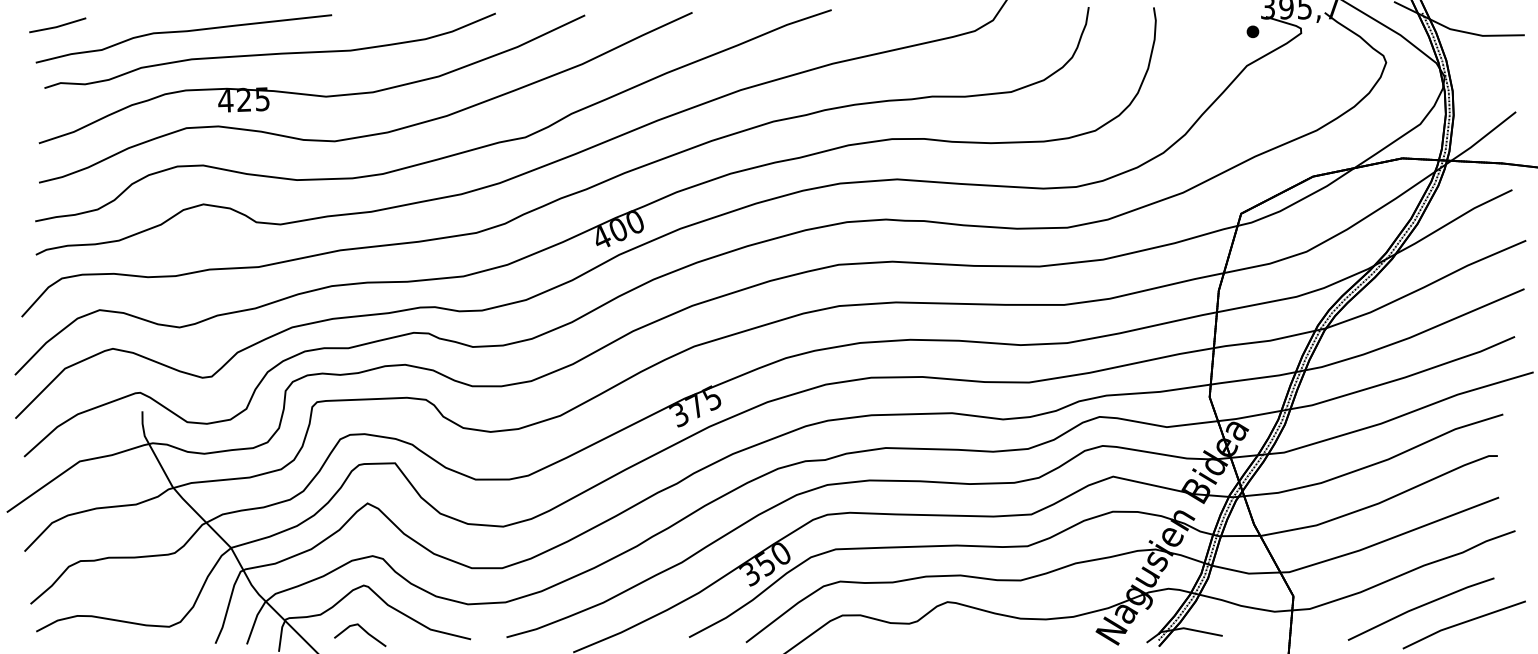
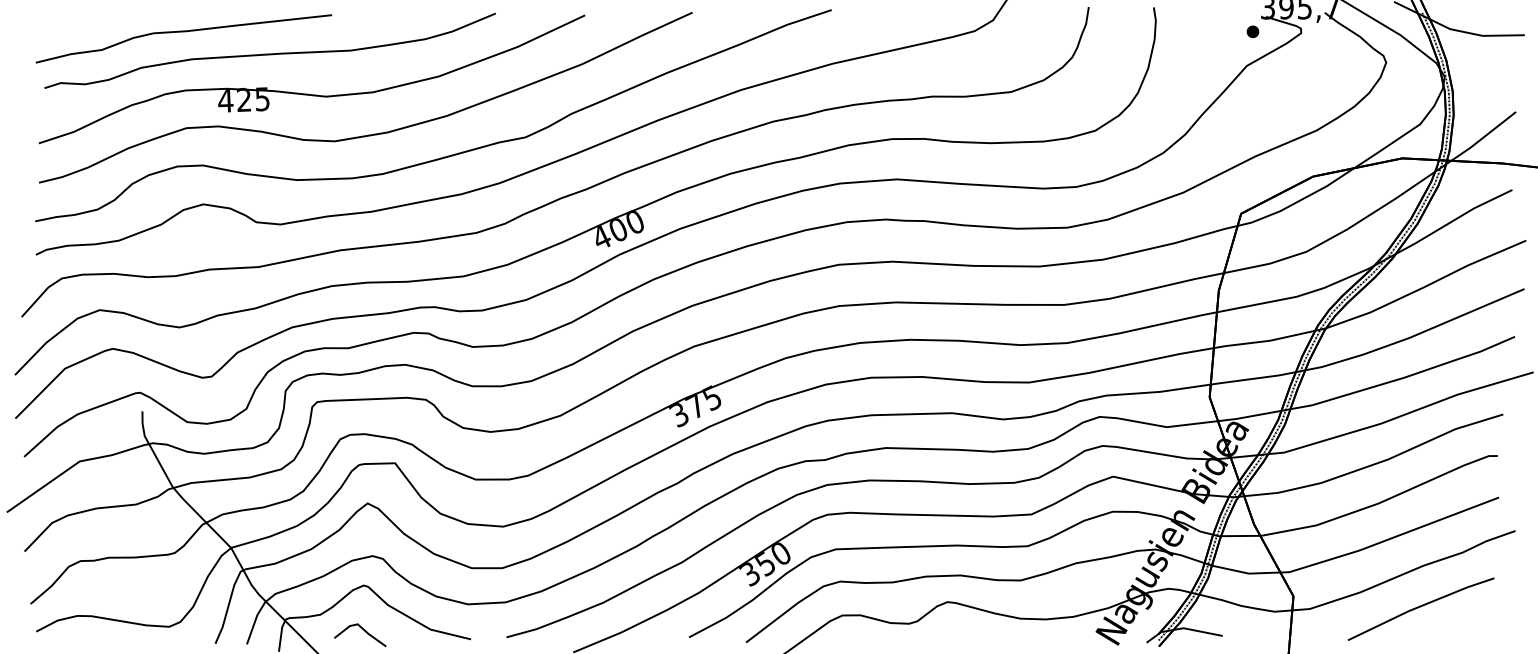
line: present -> none (57, 25)
part: present -> none (1463, 624)
